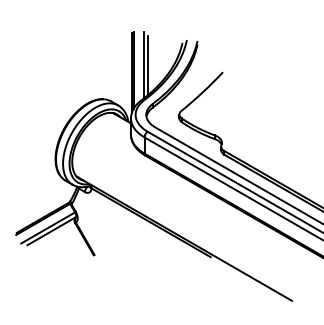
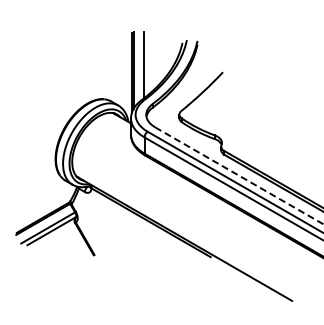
line: present -> none (148, 65)
line: solid -> dashed (239, 175)
